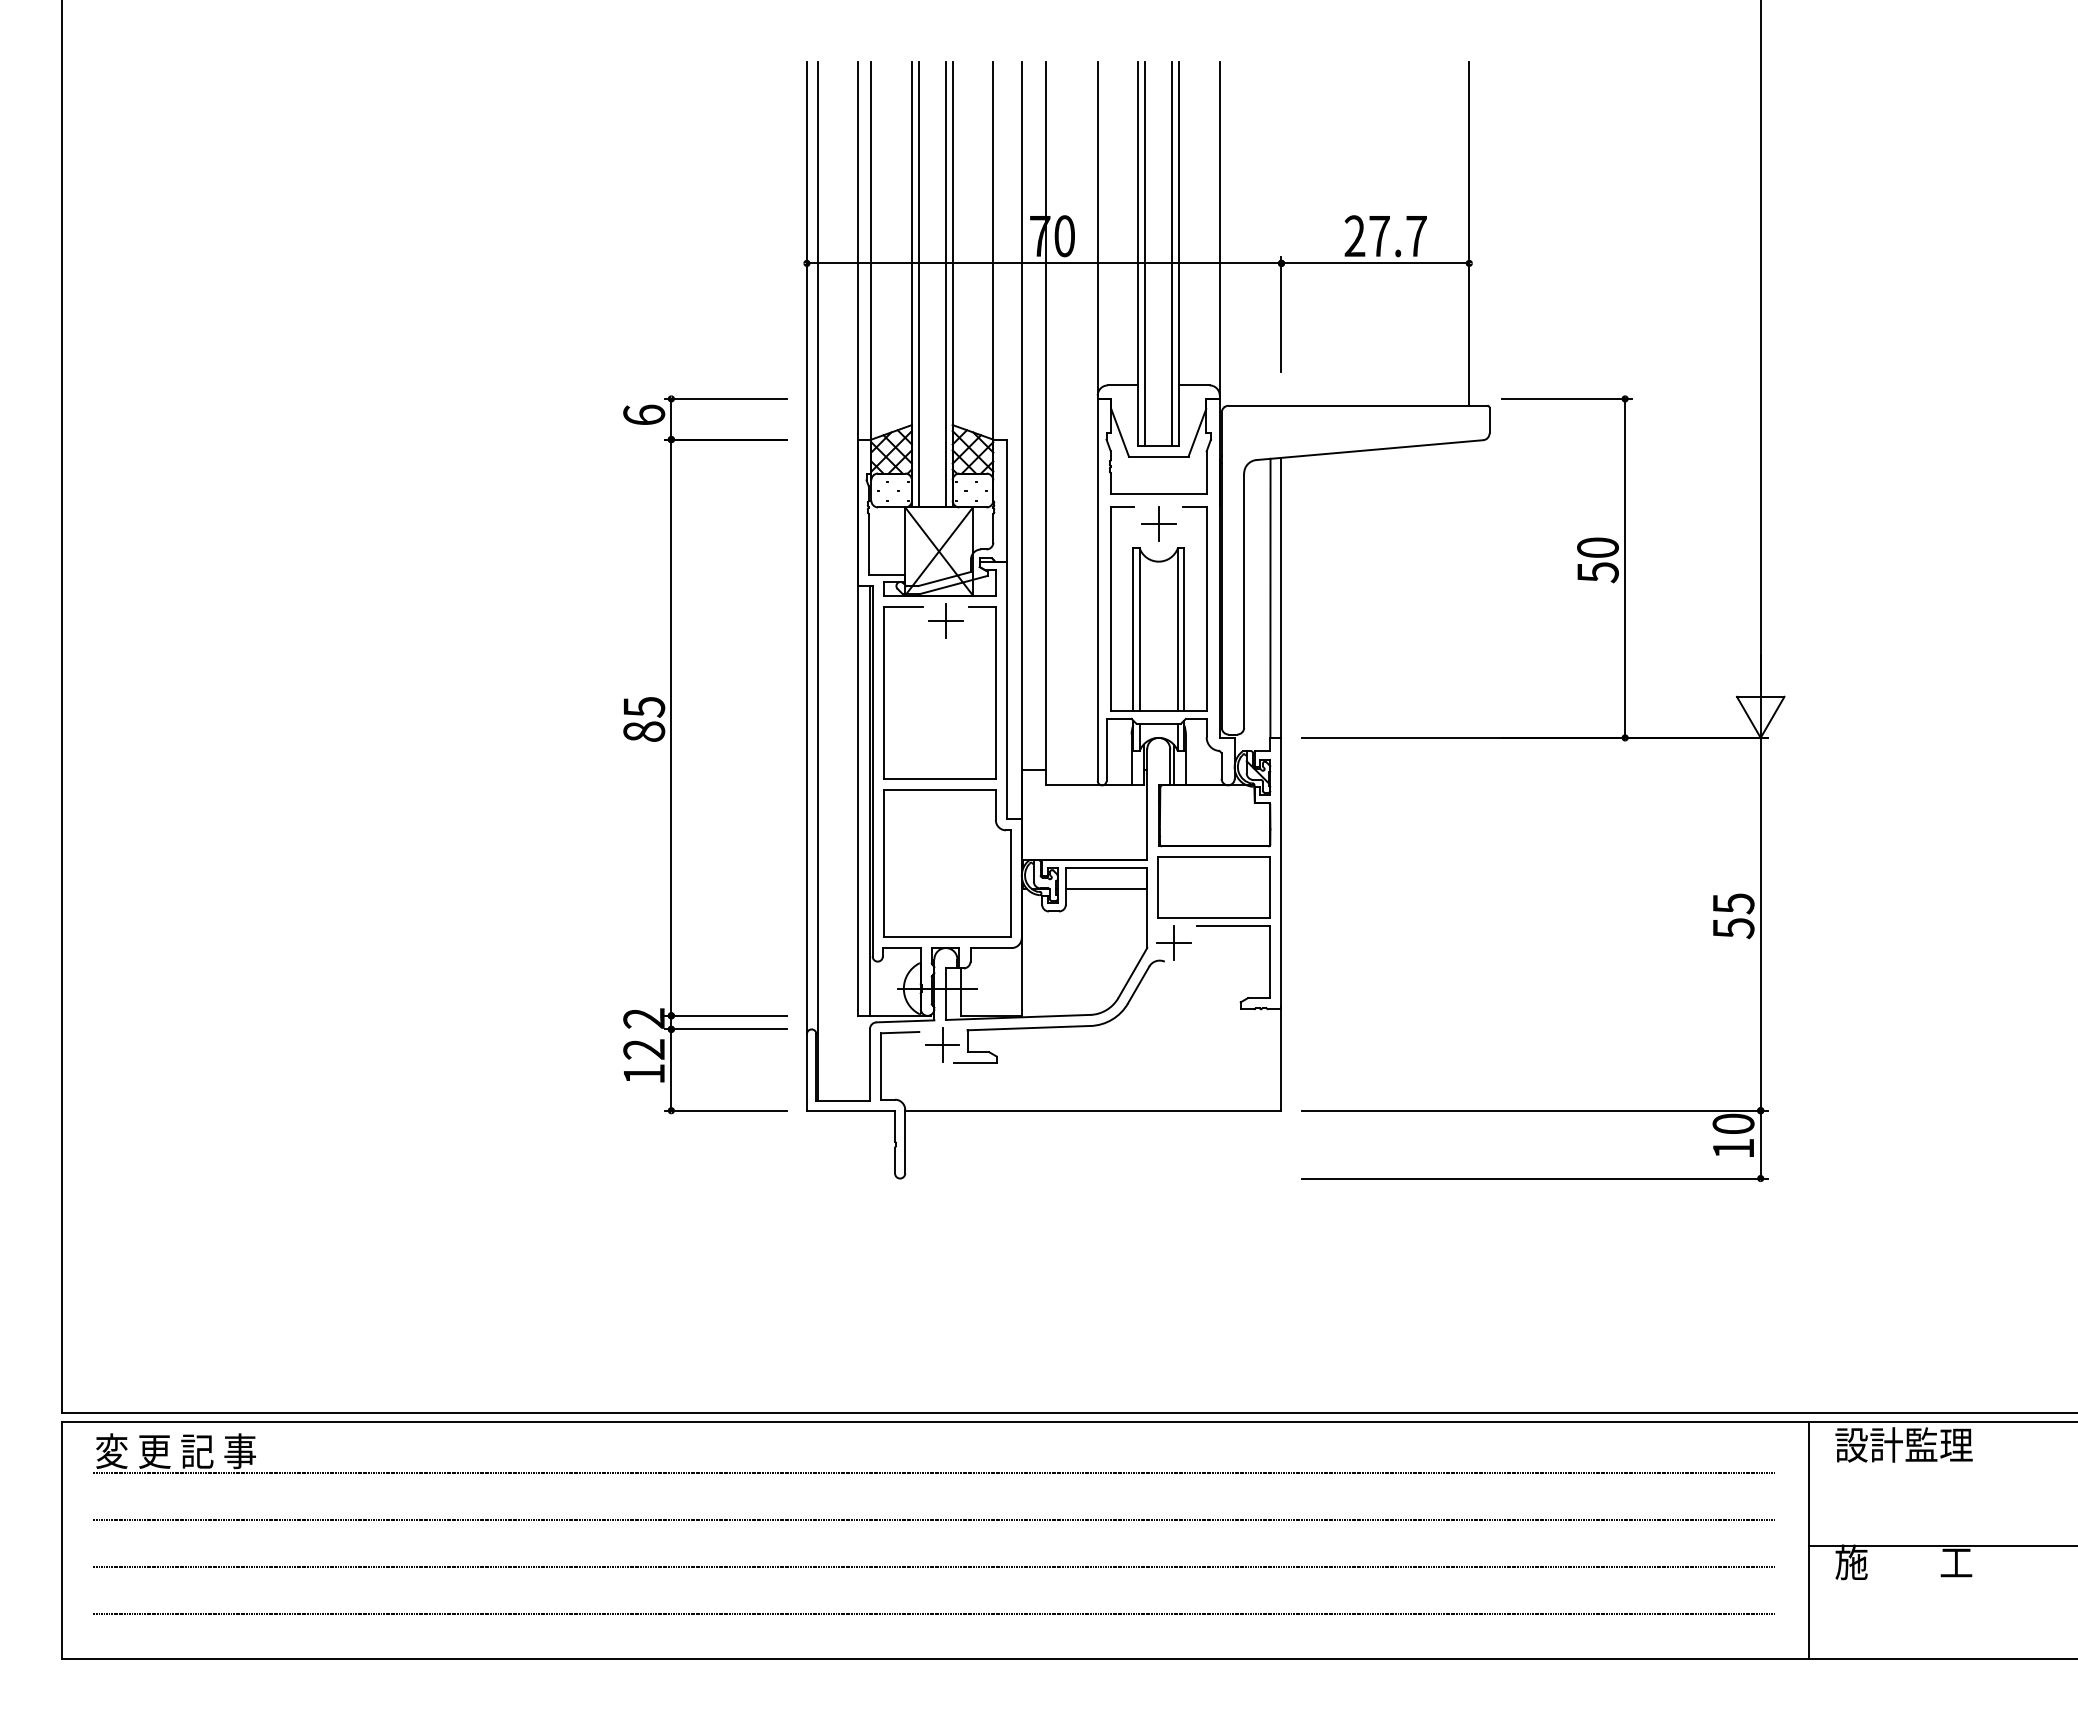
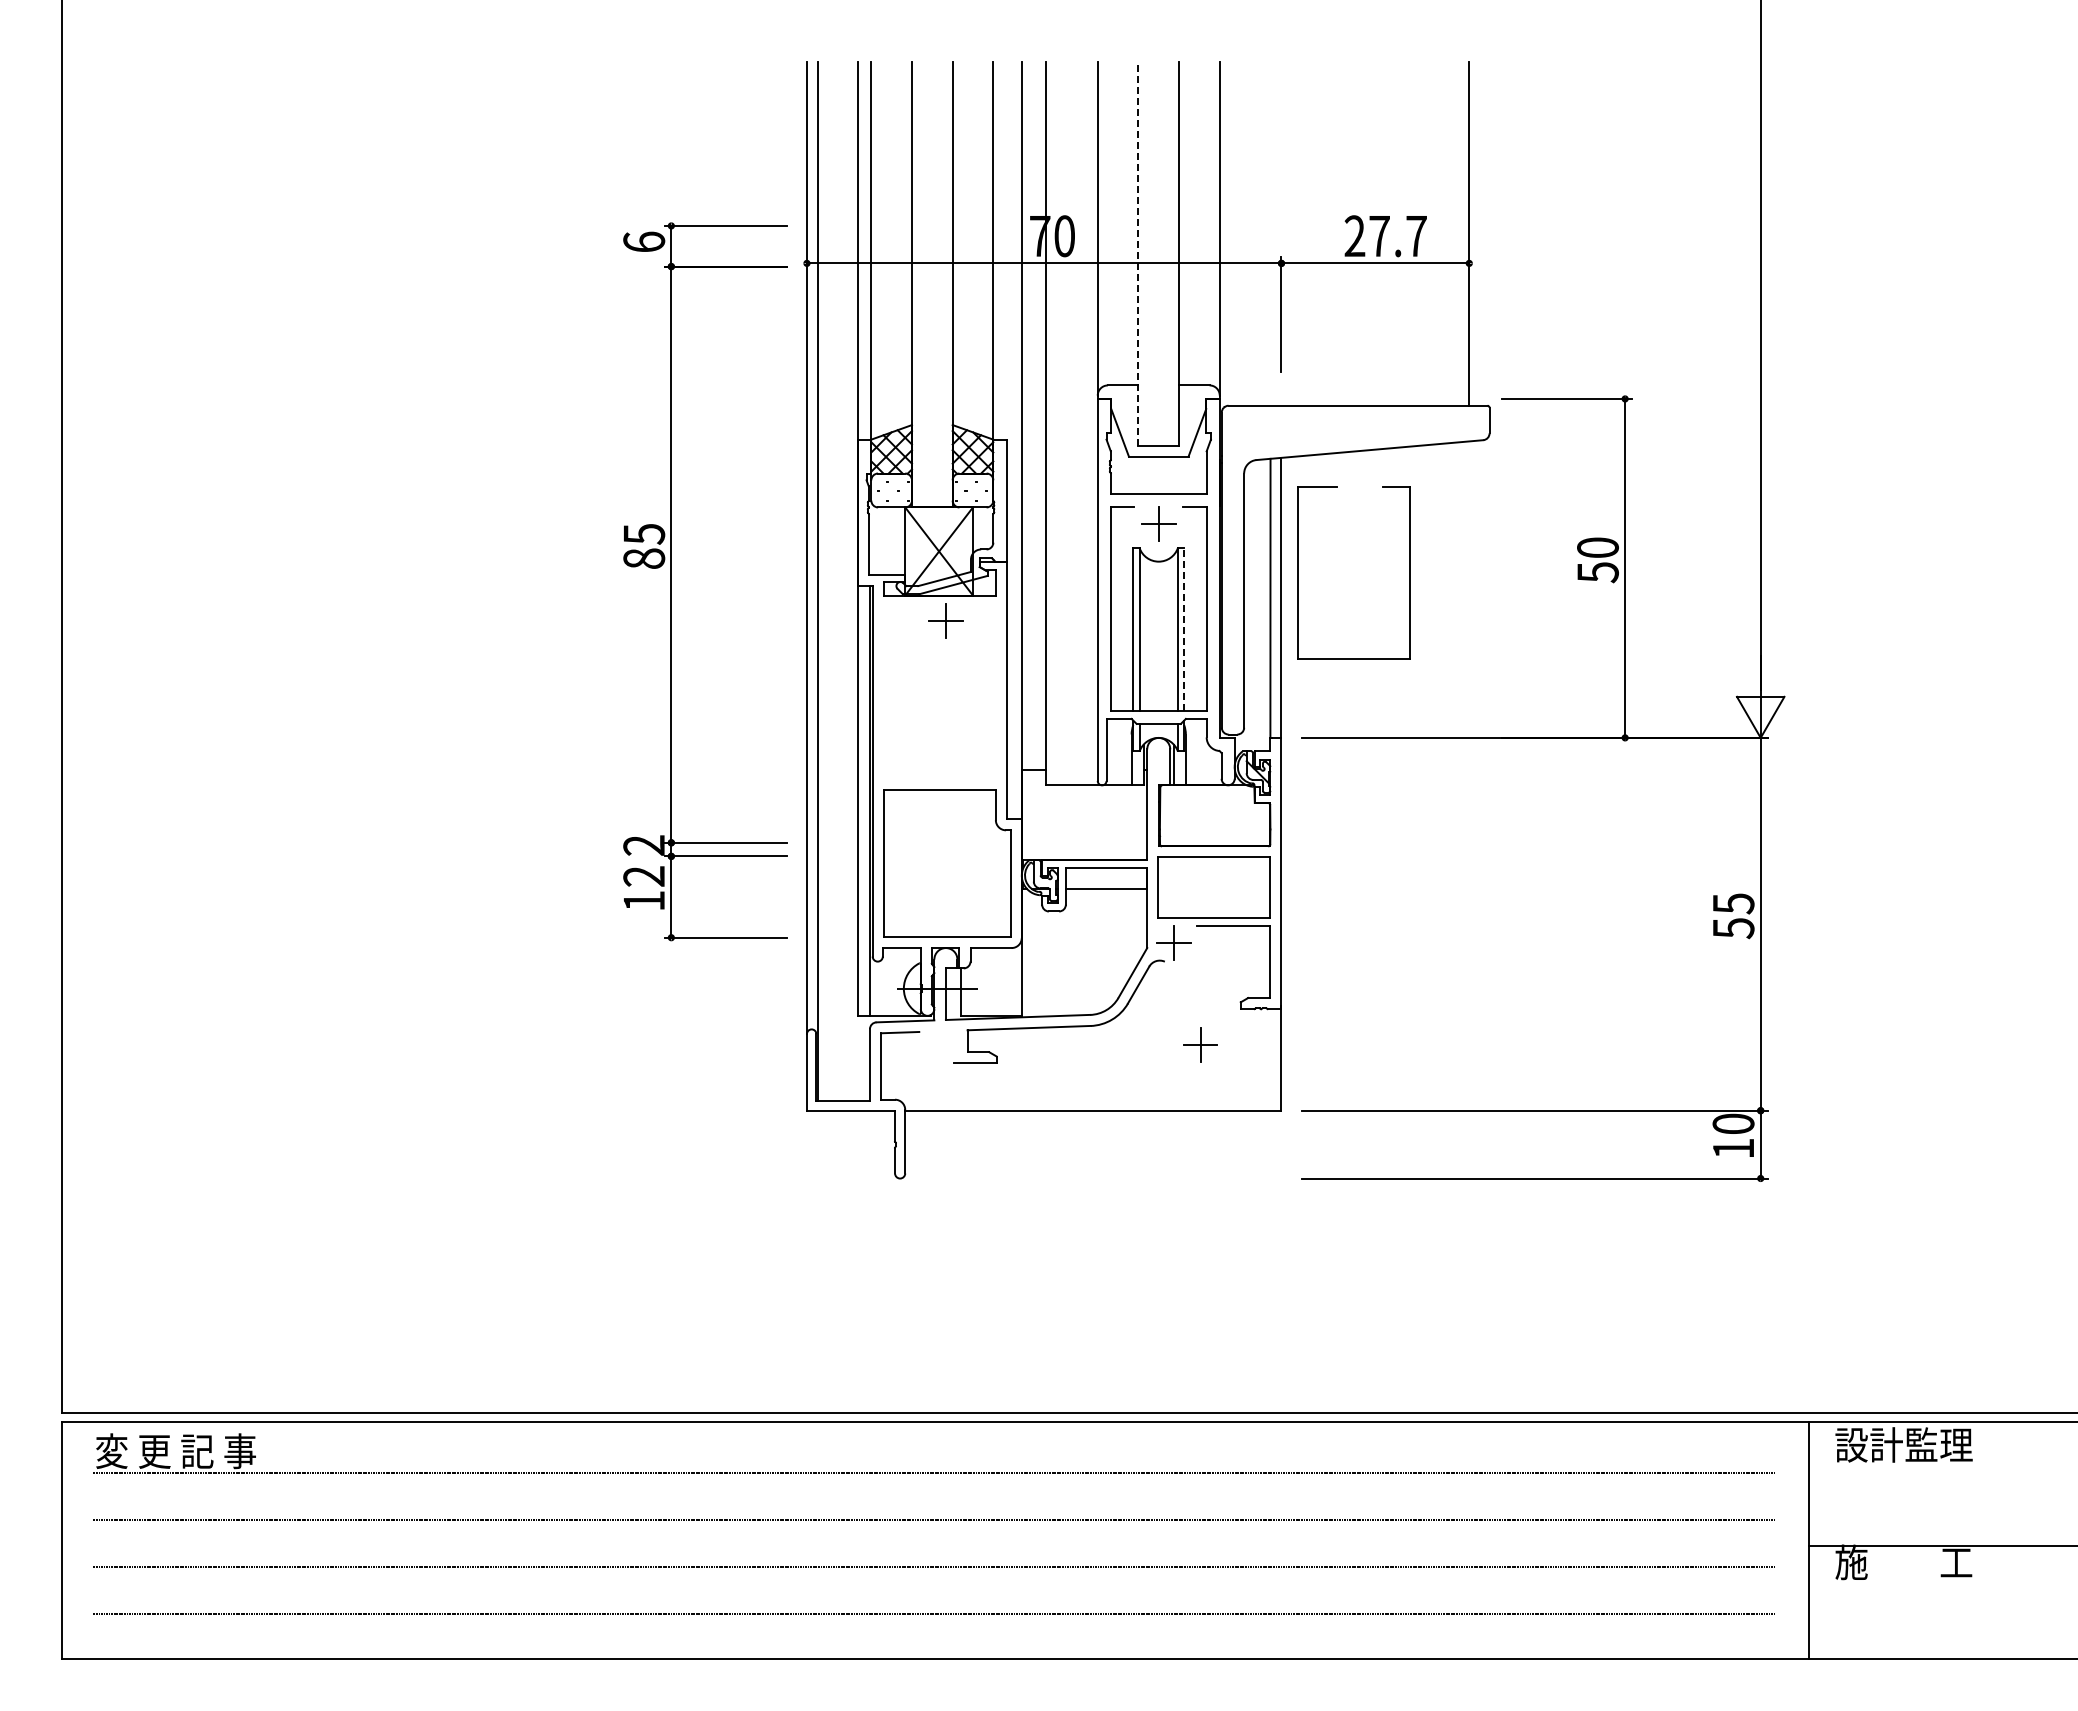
line: solid -> dashed (1138, 253)
line: present -> none (1145, 253)
line: present -> none (1172, 253)
line: present -> none (918, 284)
line: present -> none (945, 284)
line: solid -> dashed (1184, 628)
part position: (884, 692) -> (1298, 572) (1298, 572)
part position: (671, 754) -> (671, 581) (671, 581)
part position: (942, 1044) -> (1200, 1044) (1200, 1044)
